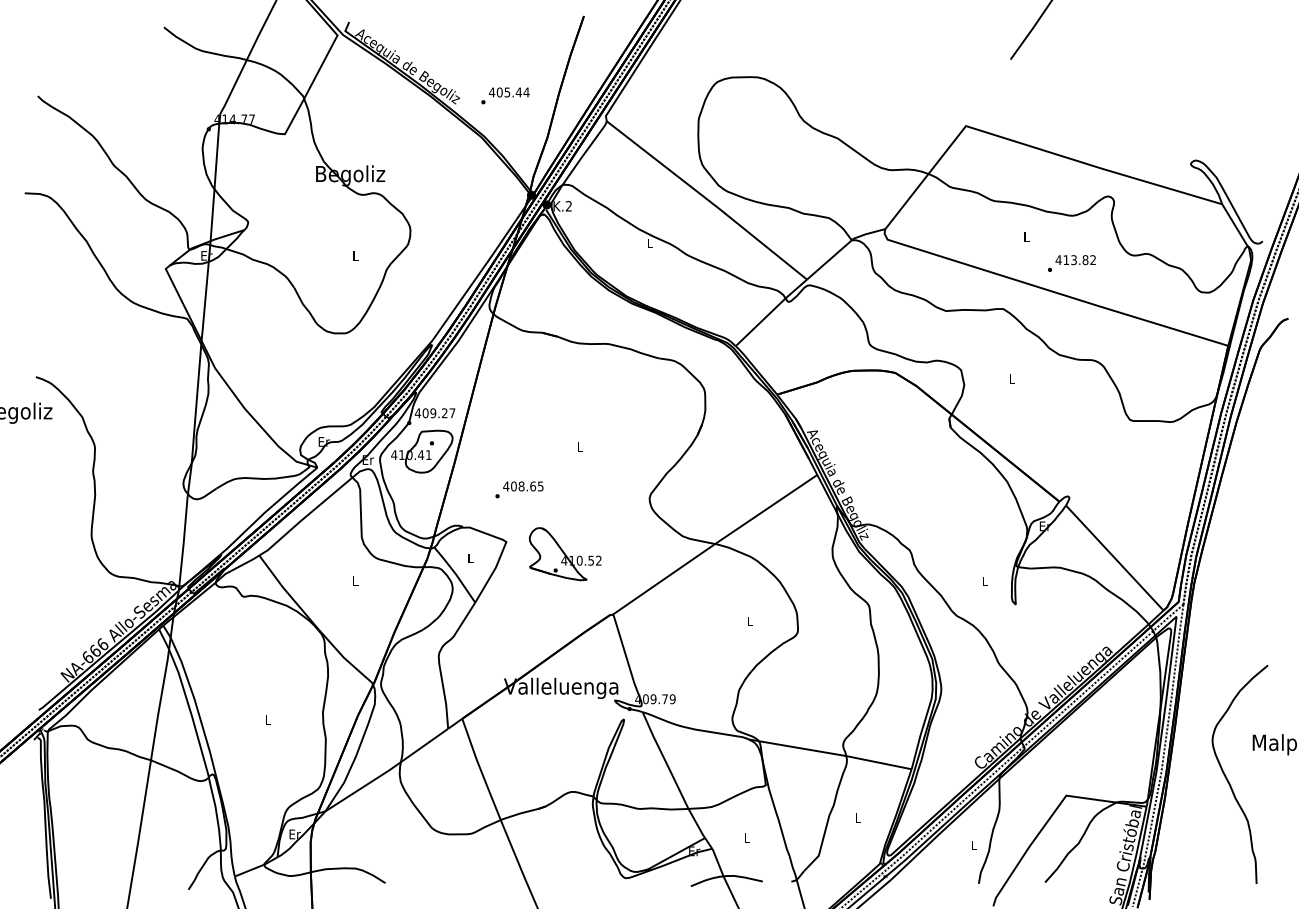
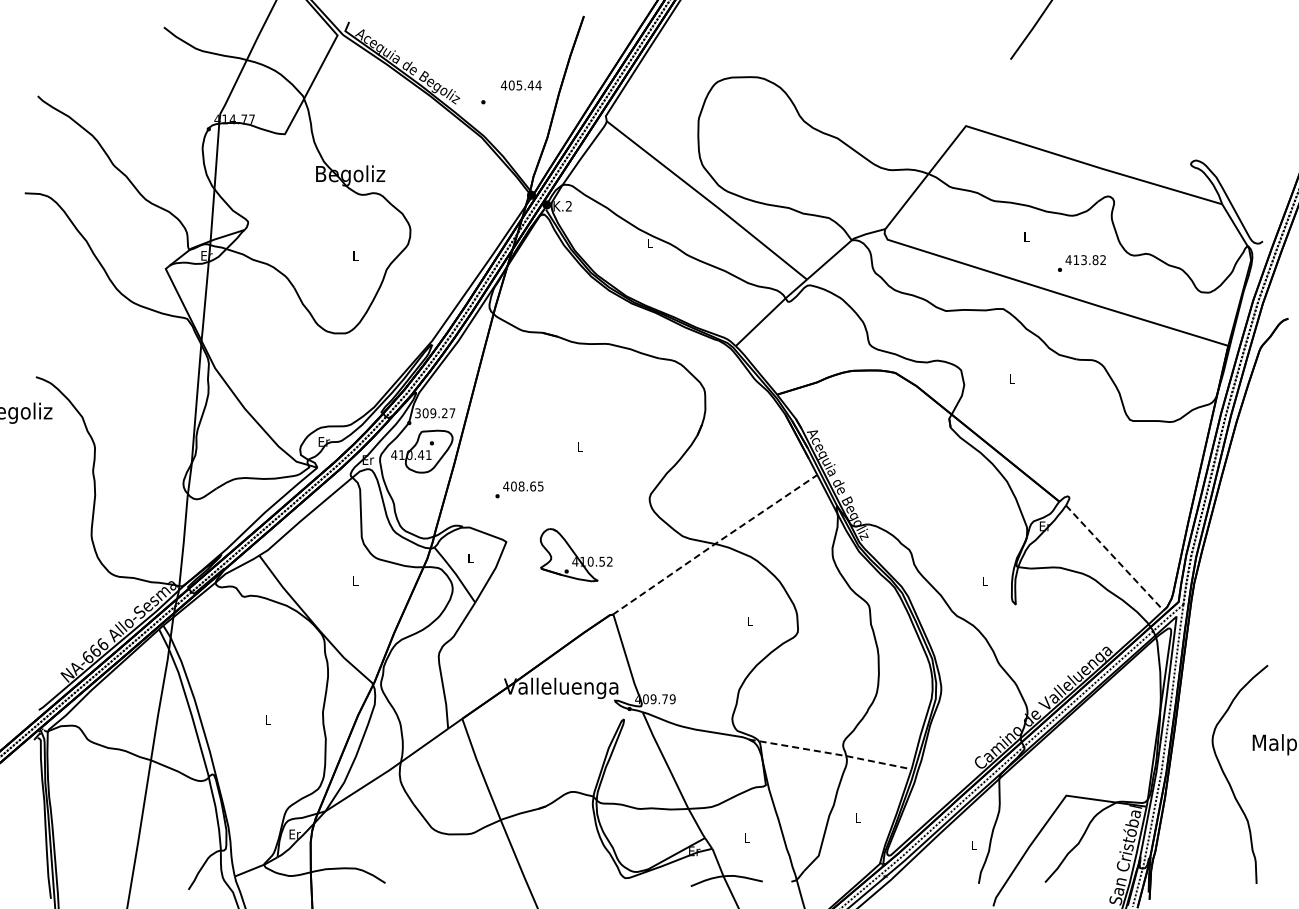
text position: (509, 92) -> (521, 85) (521, 85)
text position: (1071, 263) -> (1081, 263) (1081, 263)
text: 409.27 -> 309.27 (417, 413)
line: solid -> dashed (715, 544)
part position: (564, 554) -> (575, 555) (575, 555)
line: solid -> dashed (1114, 558)
line: solid -> dashed (831, 753)
